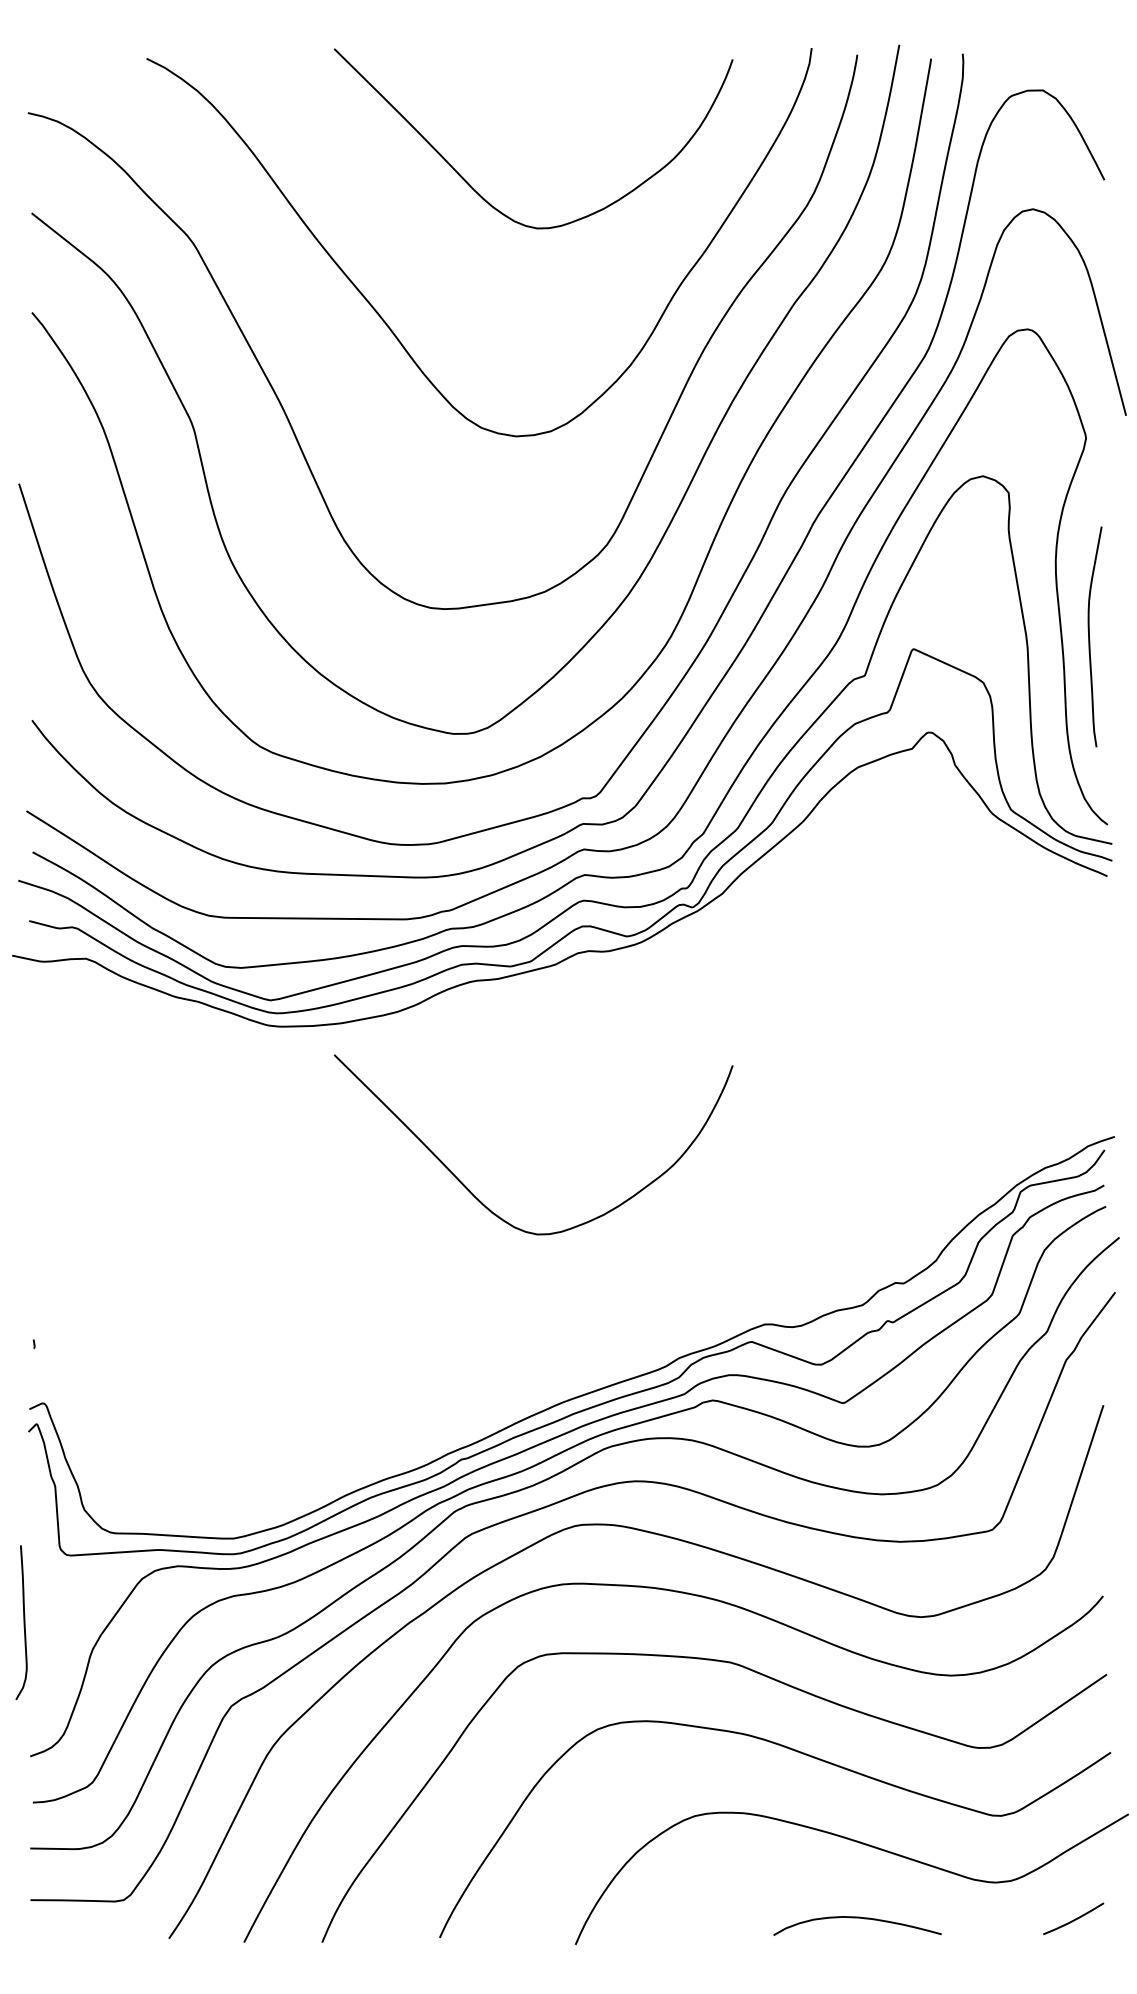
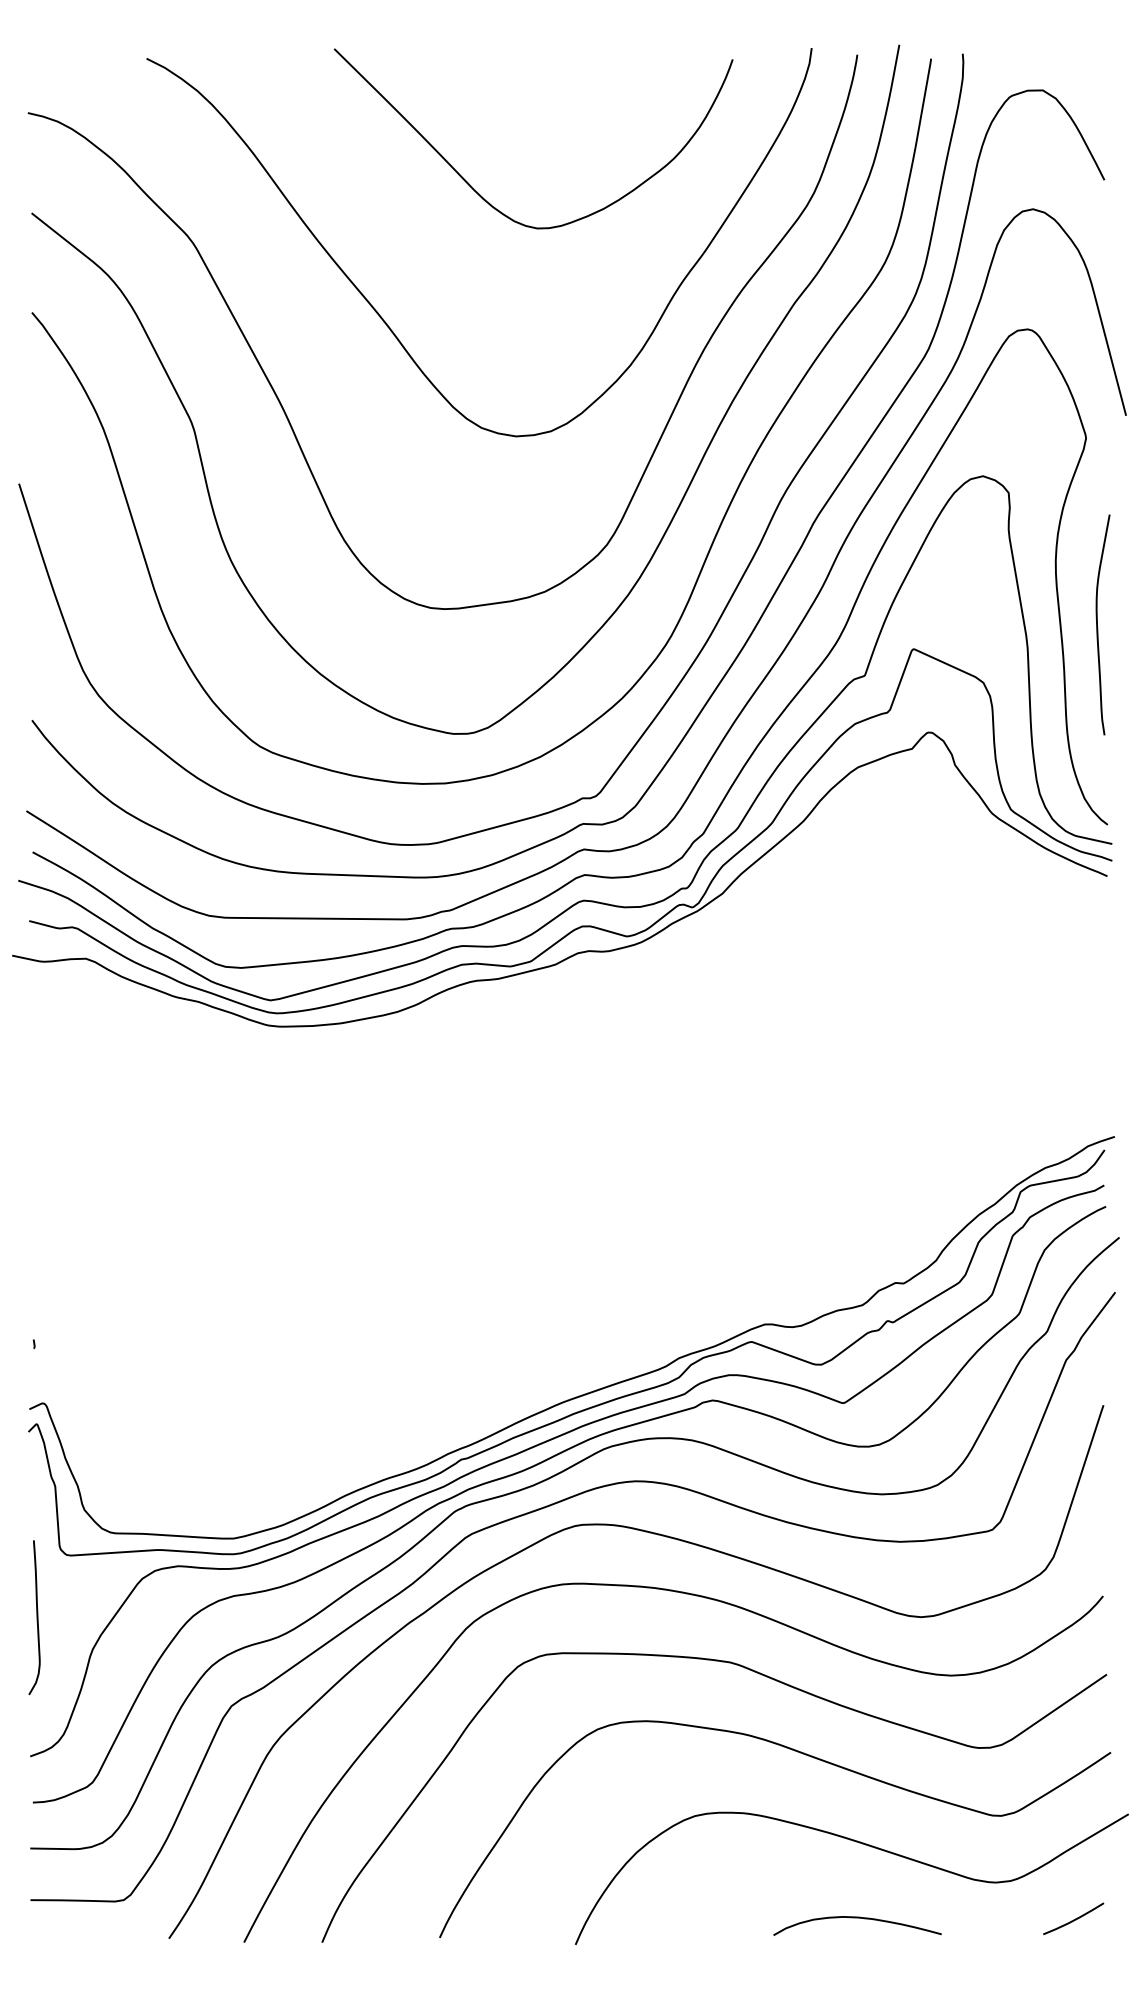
curve position: (1089, 636) -> (1097, 624) (1097, 624)
curve: present -> none (478, 1198)
curve position: (23, 1622) -> (36, 1617) (36, 1617)
